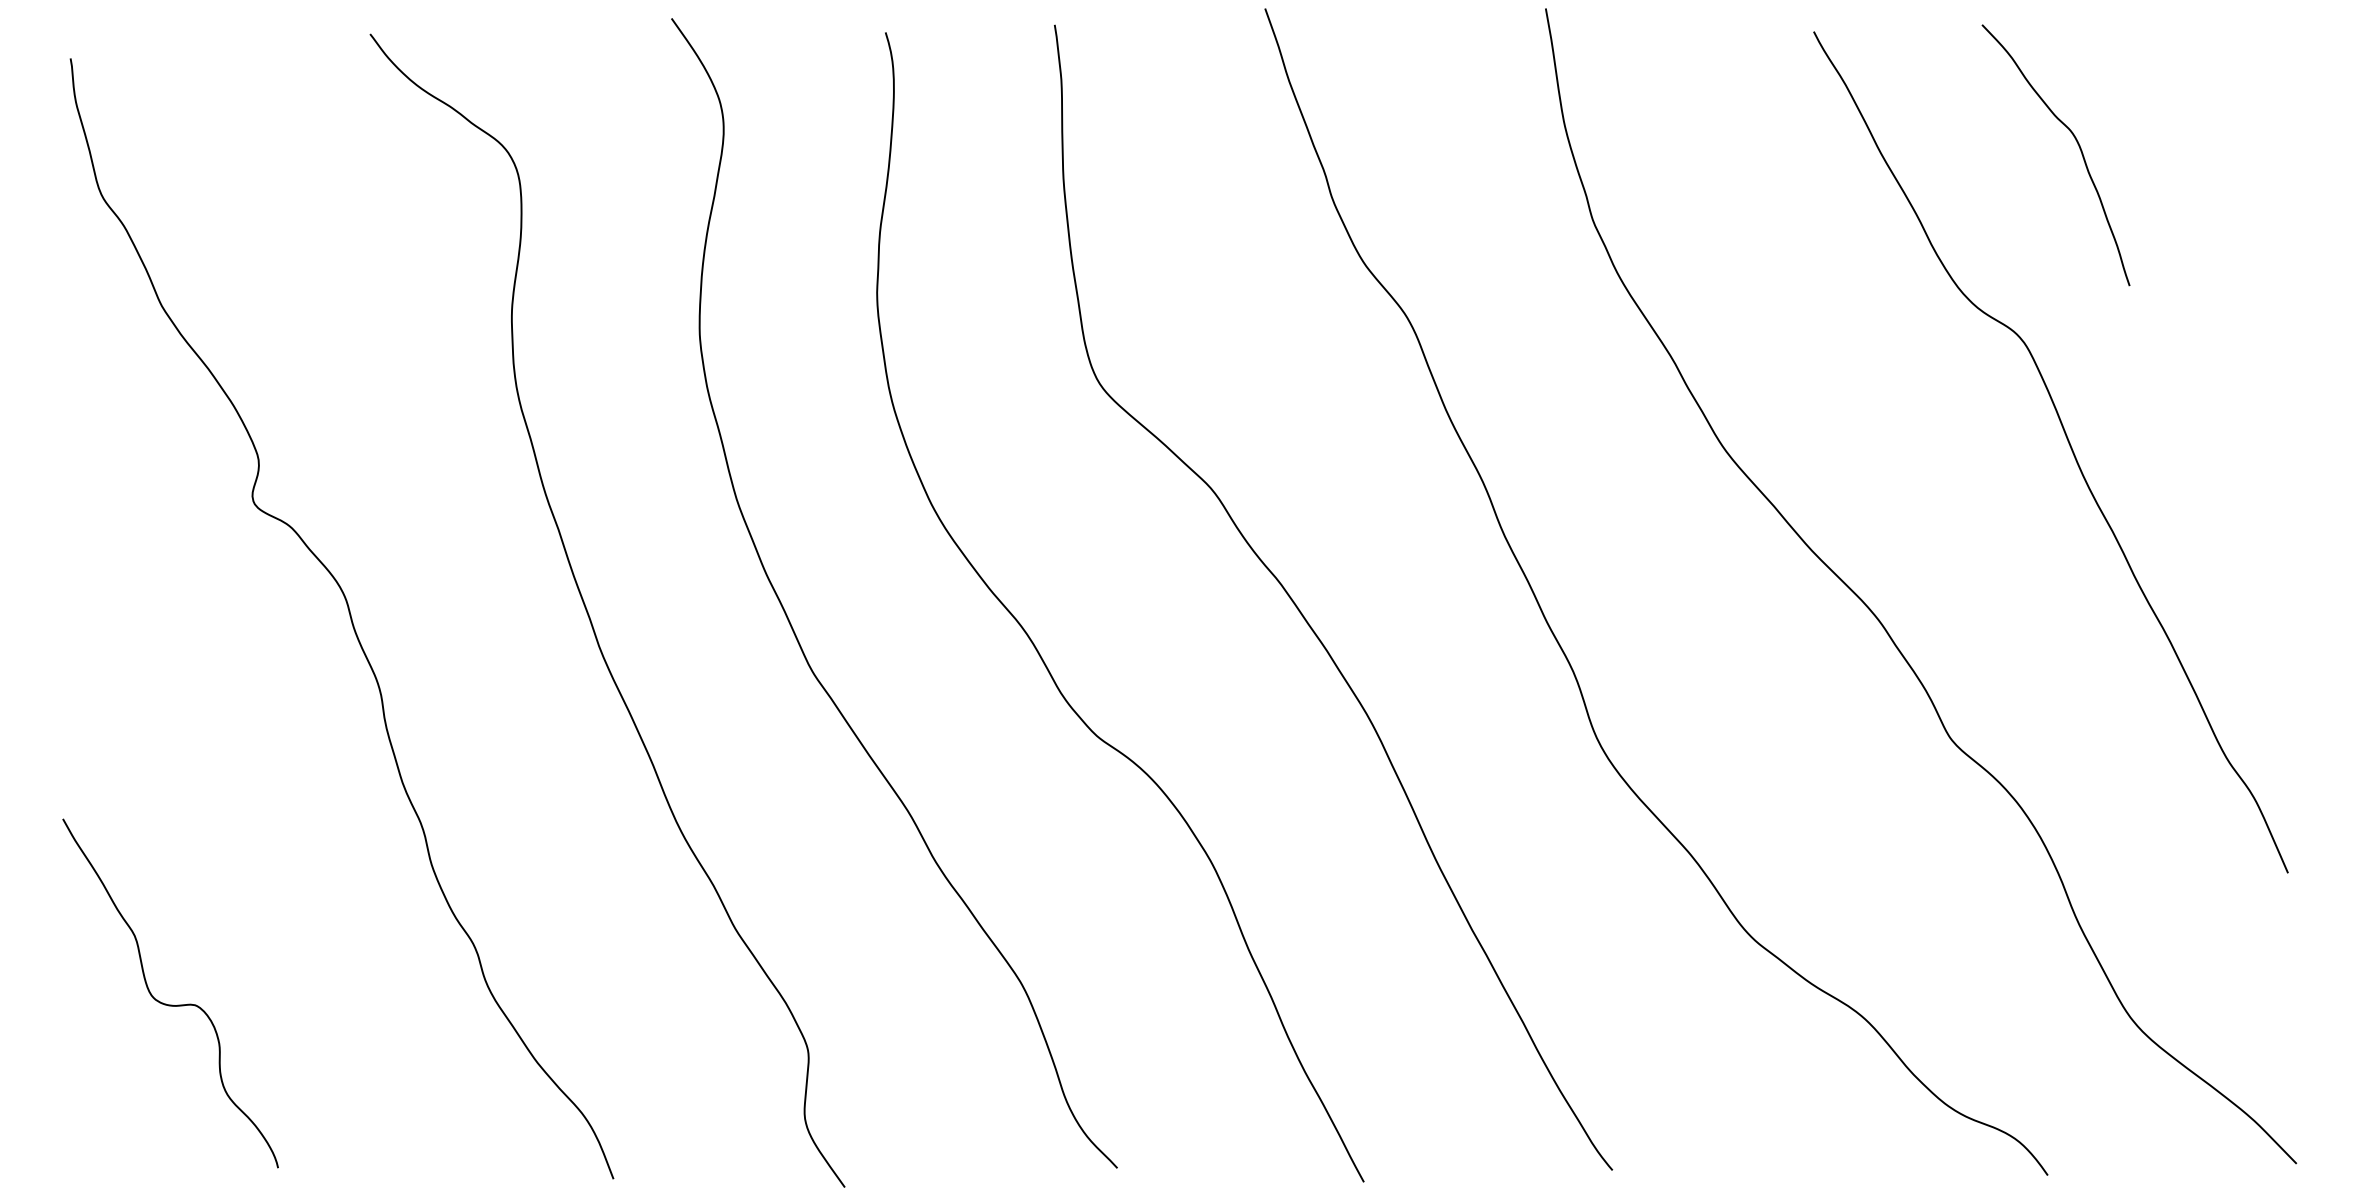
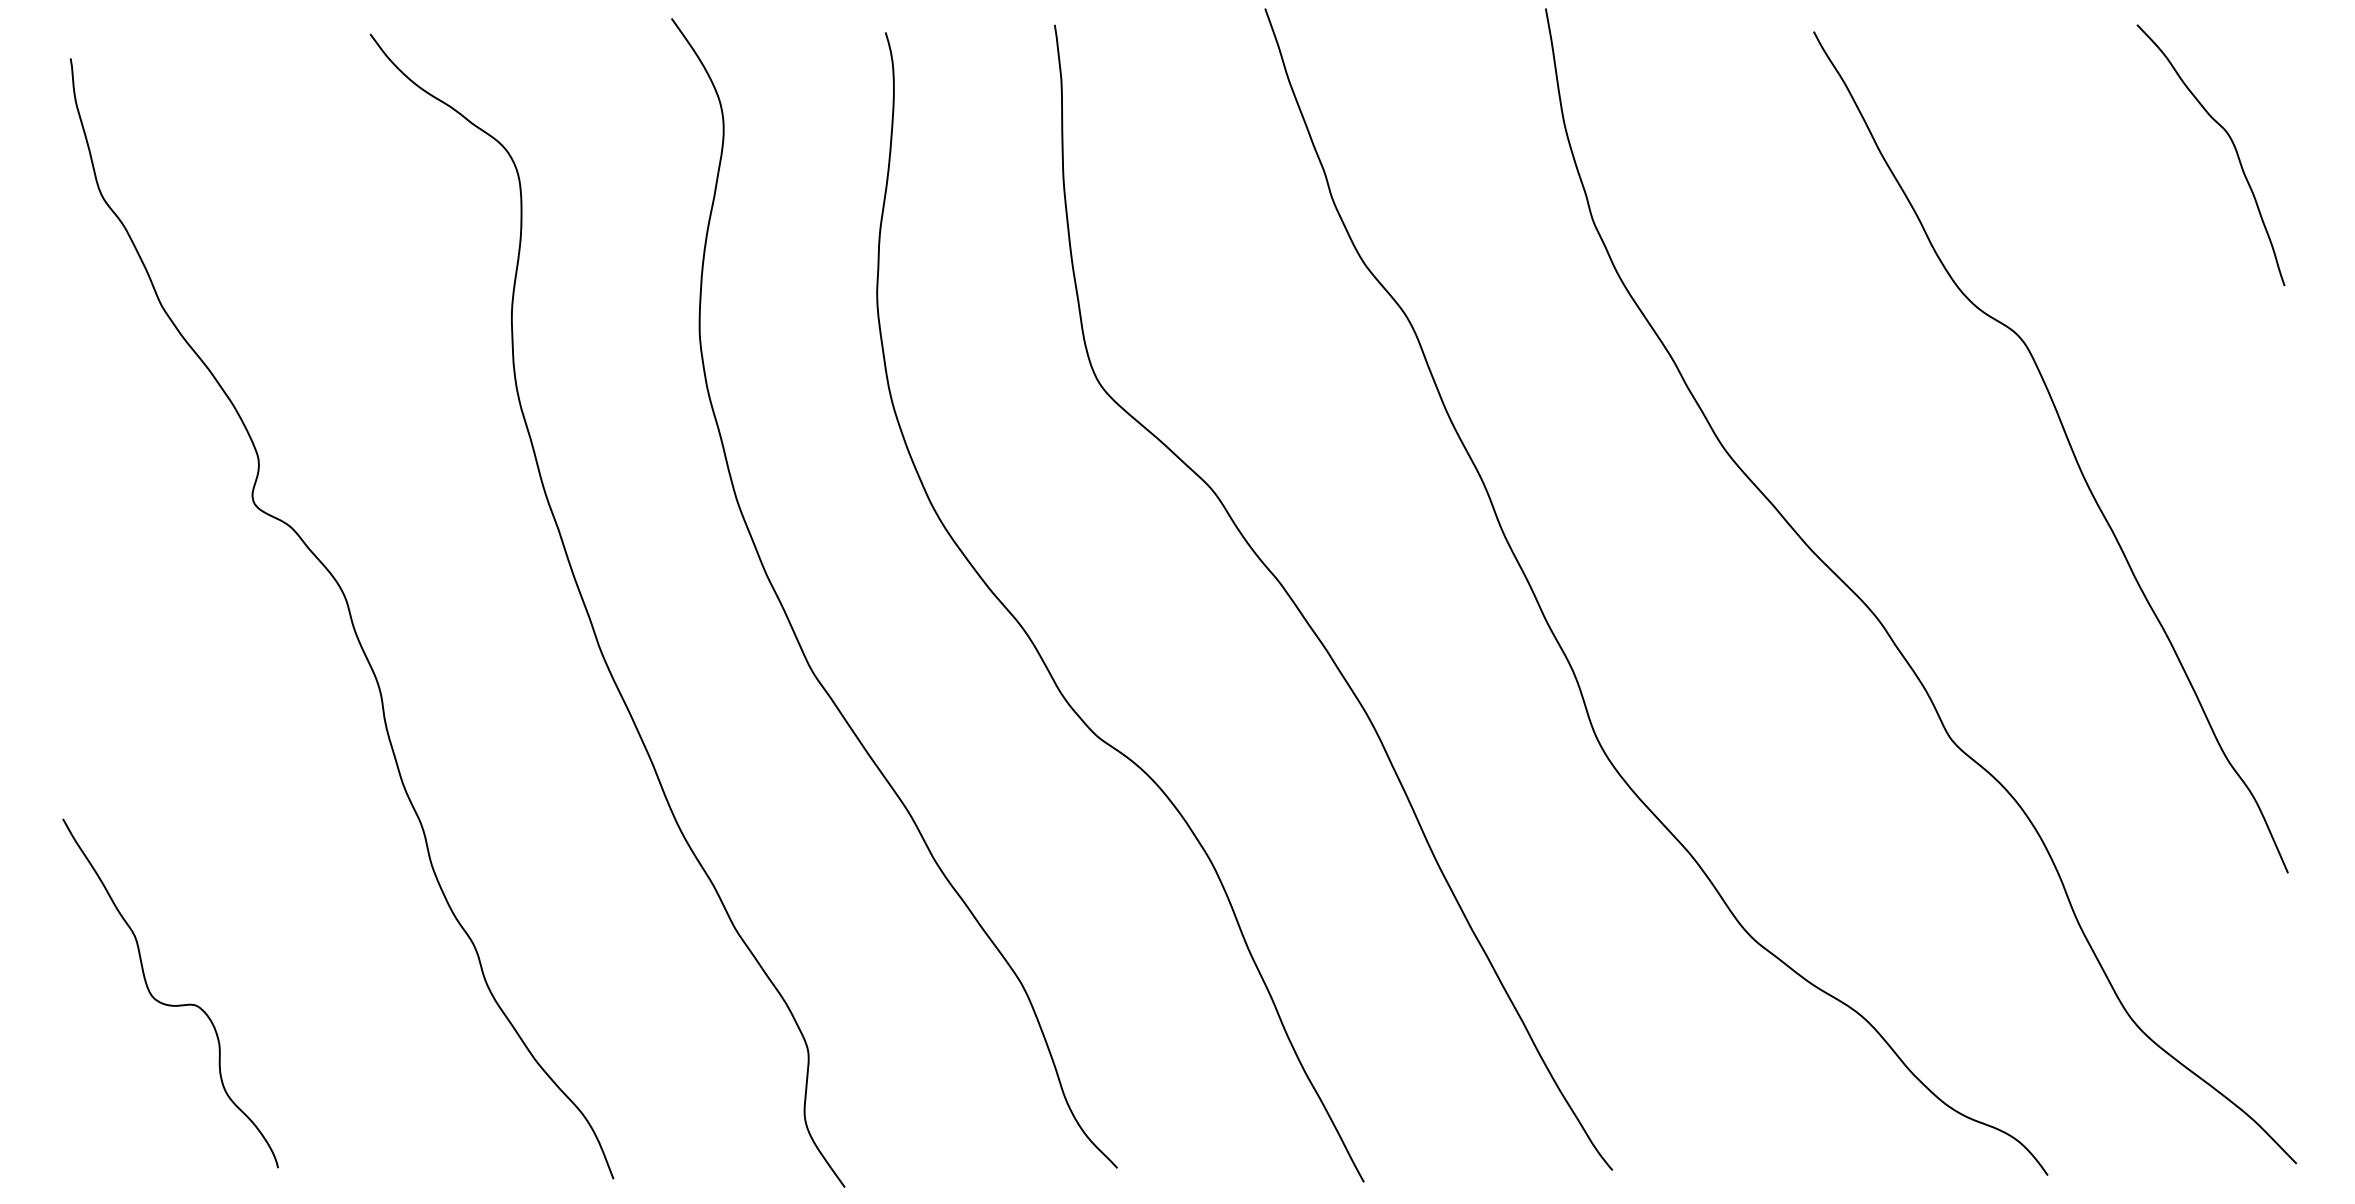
curve position: (2077, 144) -> (2232, 144) (2232, 144)
